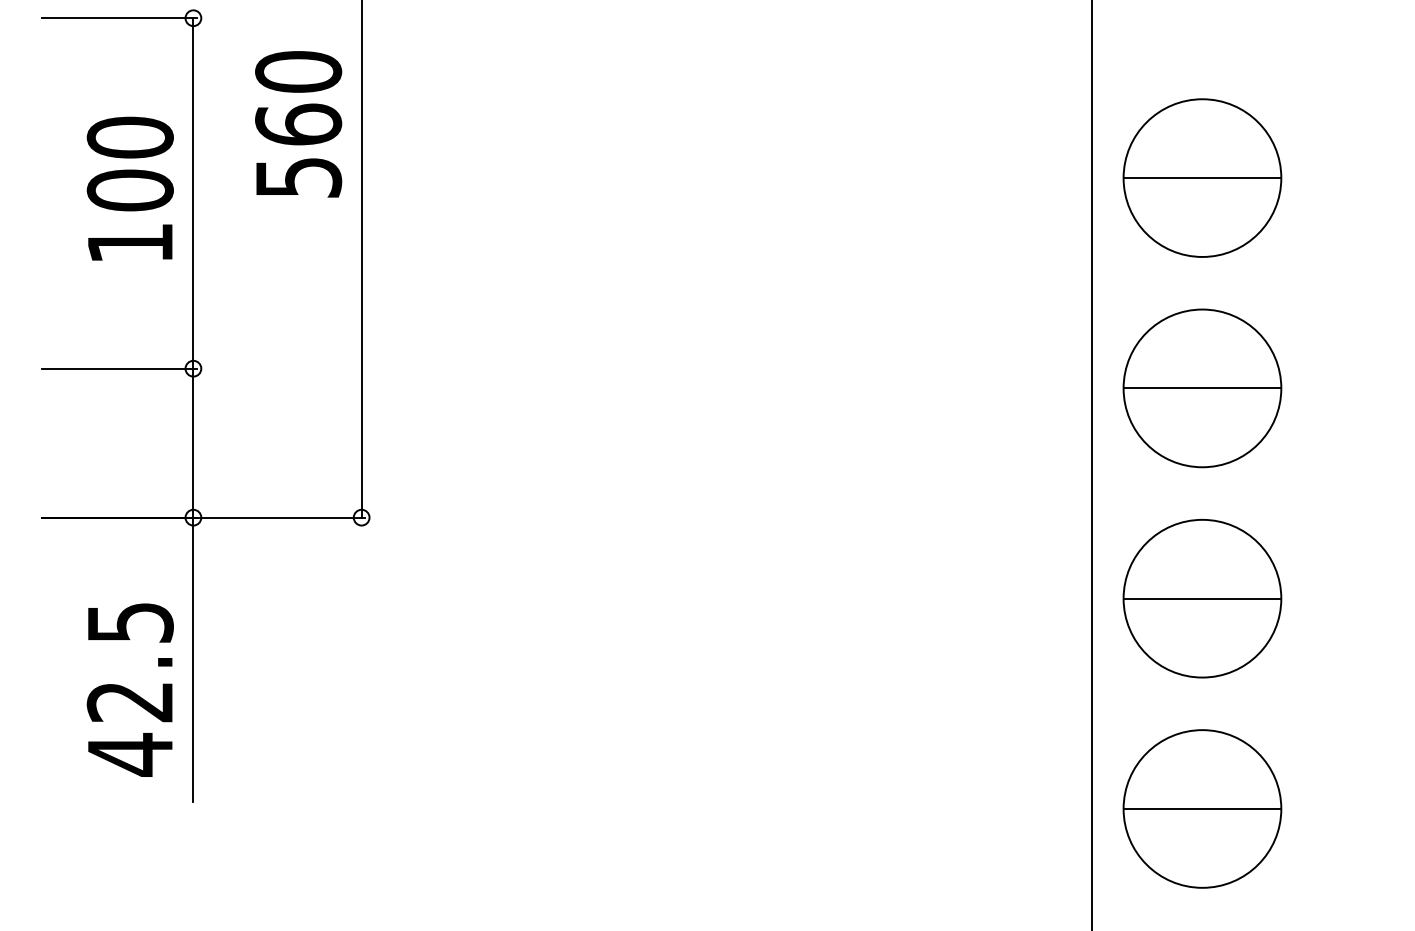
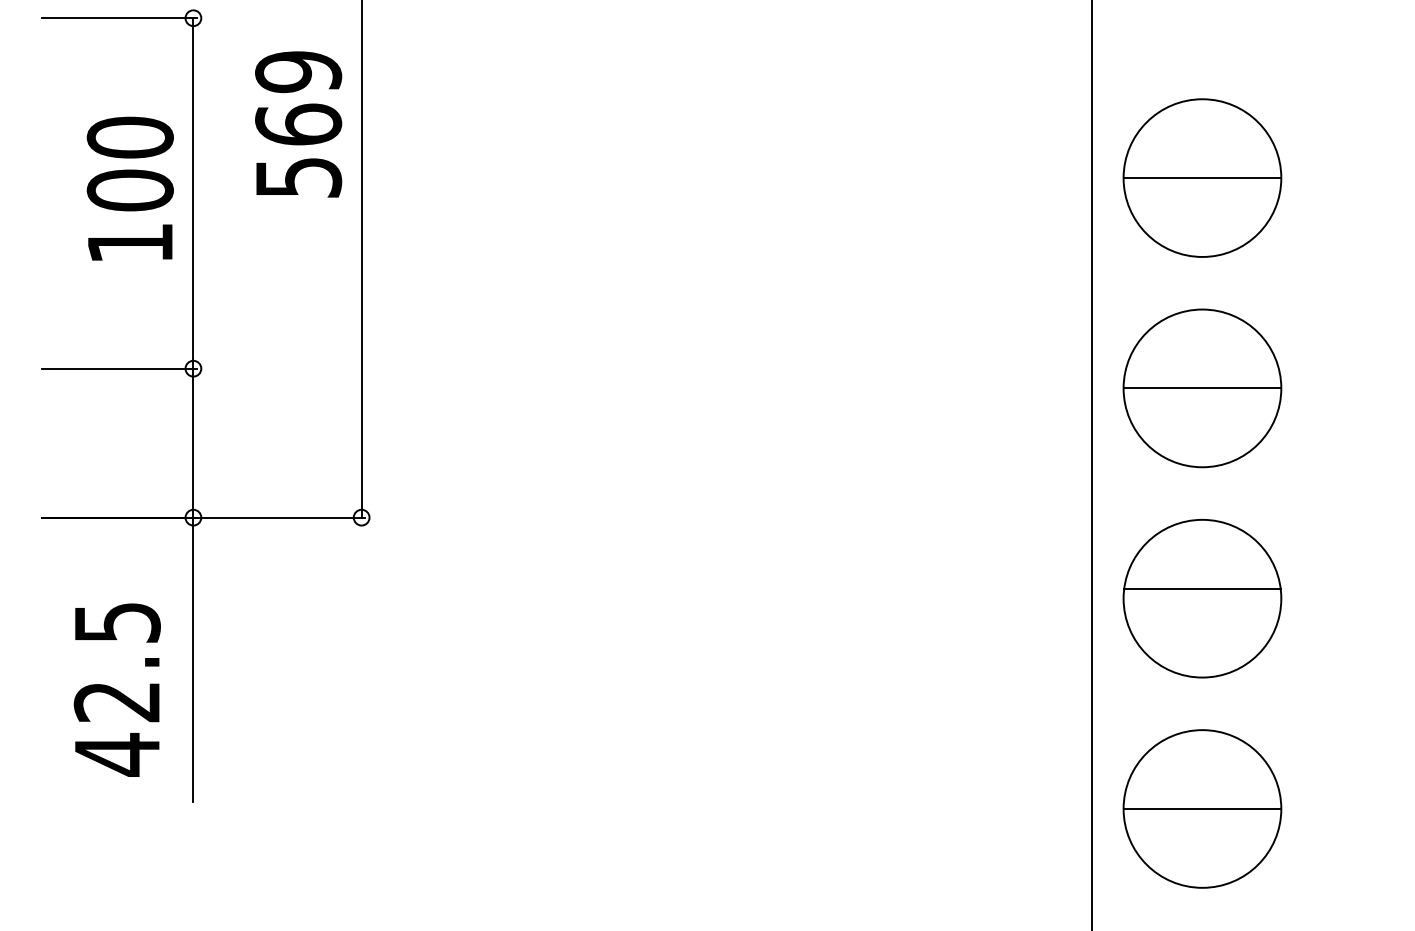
text: 560 -> 569 (298, 72)
line position: (1202, 598) -> (1202, 588) (1202, 588)
text position: (129, 689) -> (116, 689) (116, 689)
